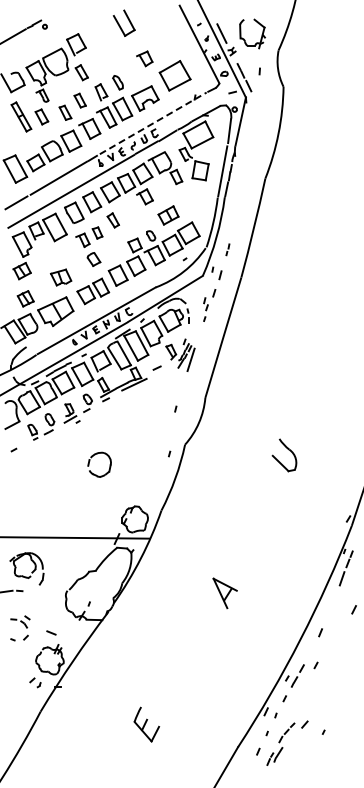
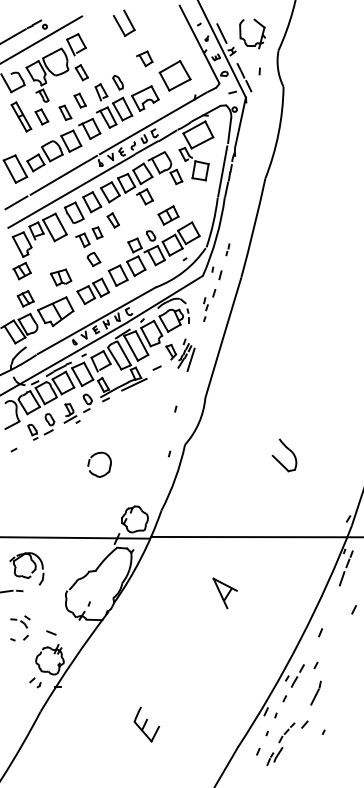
line: none -> present (42, 39)
line: dashed -> solid (153, 123)
line: none -> present (255, 536)
line: none -> present (316, 692)
